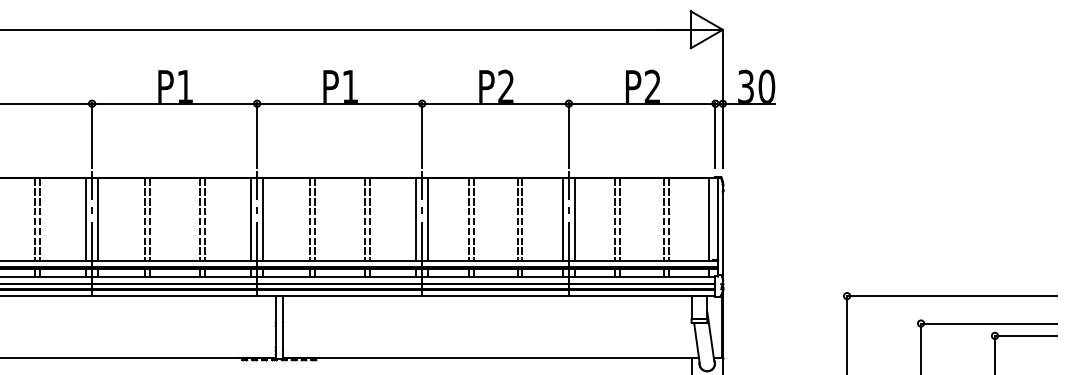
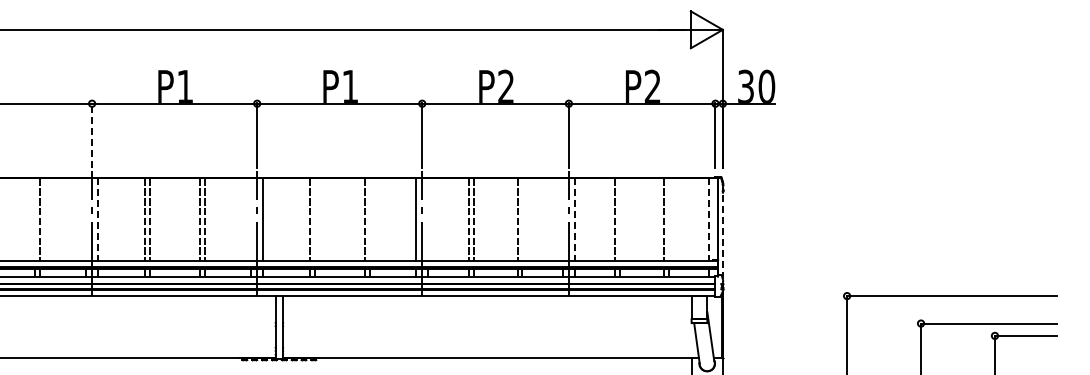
line: solid -> dashed (92, 135)
line: present -> none (34, 219)
line: present -> none (85, 219)
line: present -> none (251, 219)
line: present -> none (314, 219)
line: present -> none (369, 219)
line: present -> none (428, 219)
line: present -> none (522, 219)
line: present -> none (562, 219)
line: present -> none (620, 219)
line: present -> none (669, 219)
line: solid -> dashed (98, 220)
line: solid -> dashed (575, 220)
line: solid -> dashed (709, 220)
line: solid -> dashed (722, 231)
